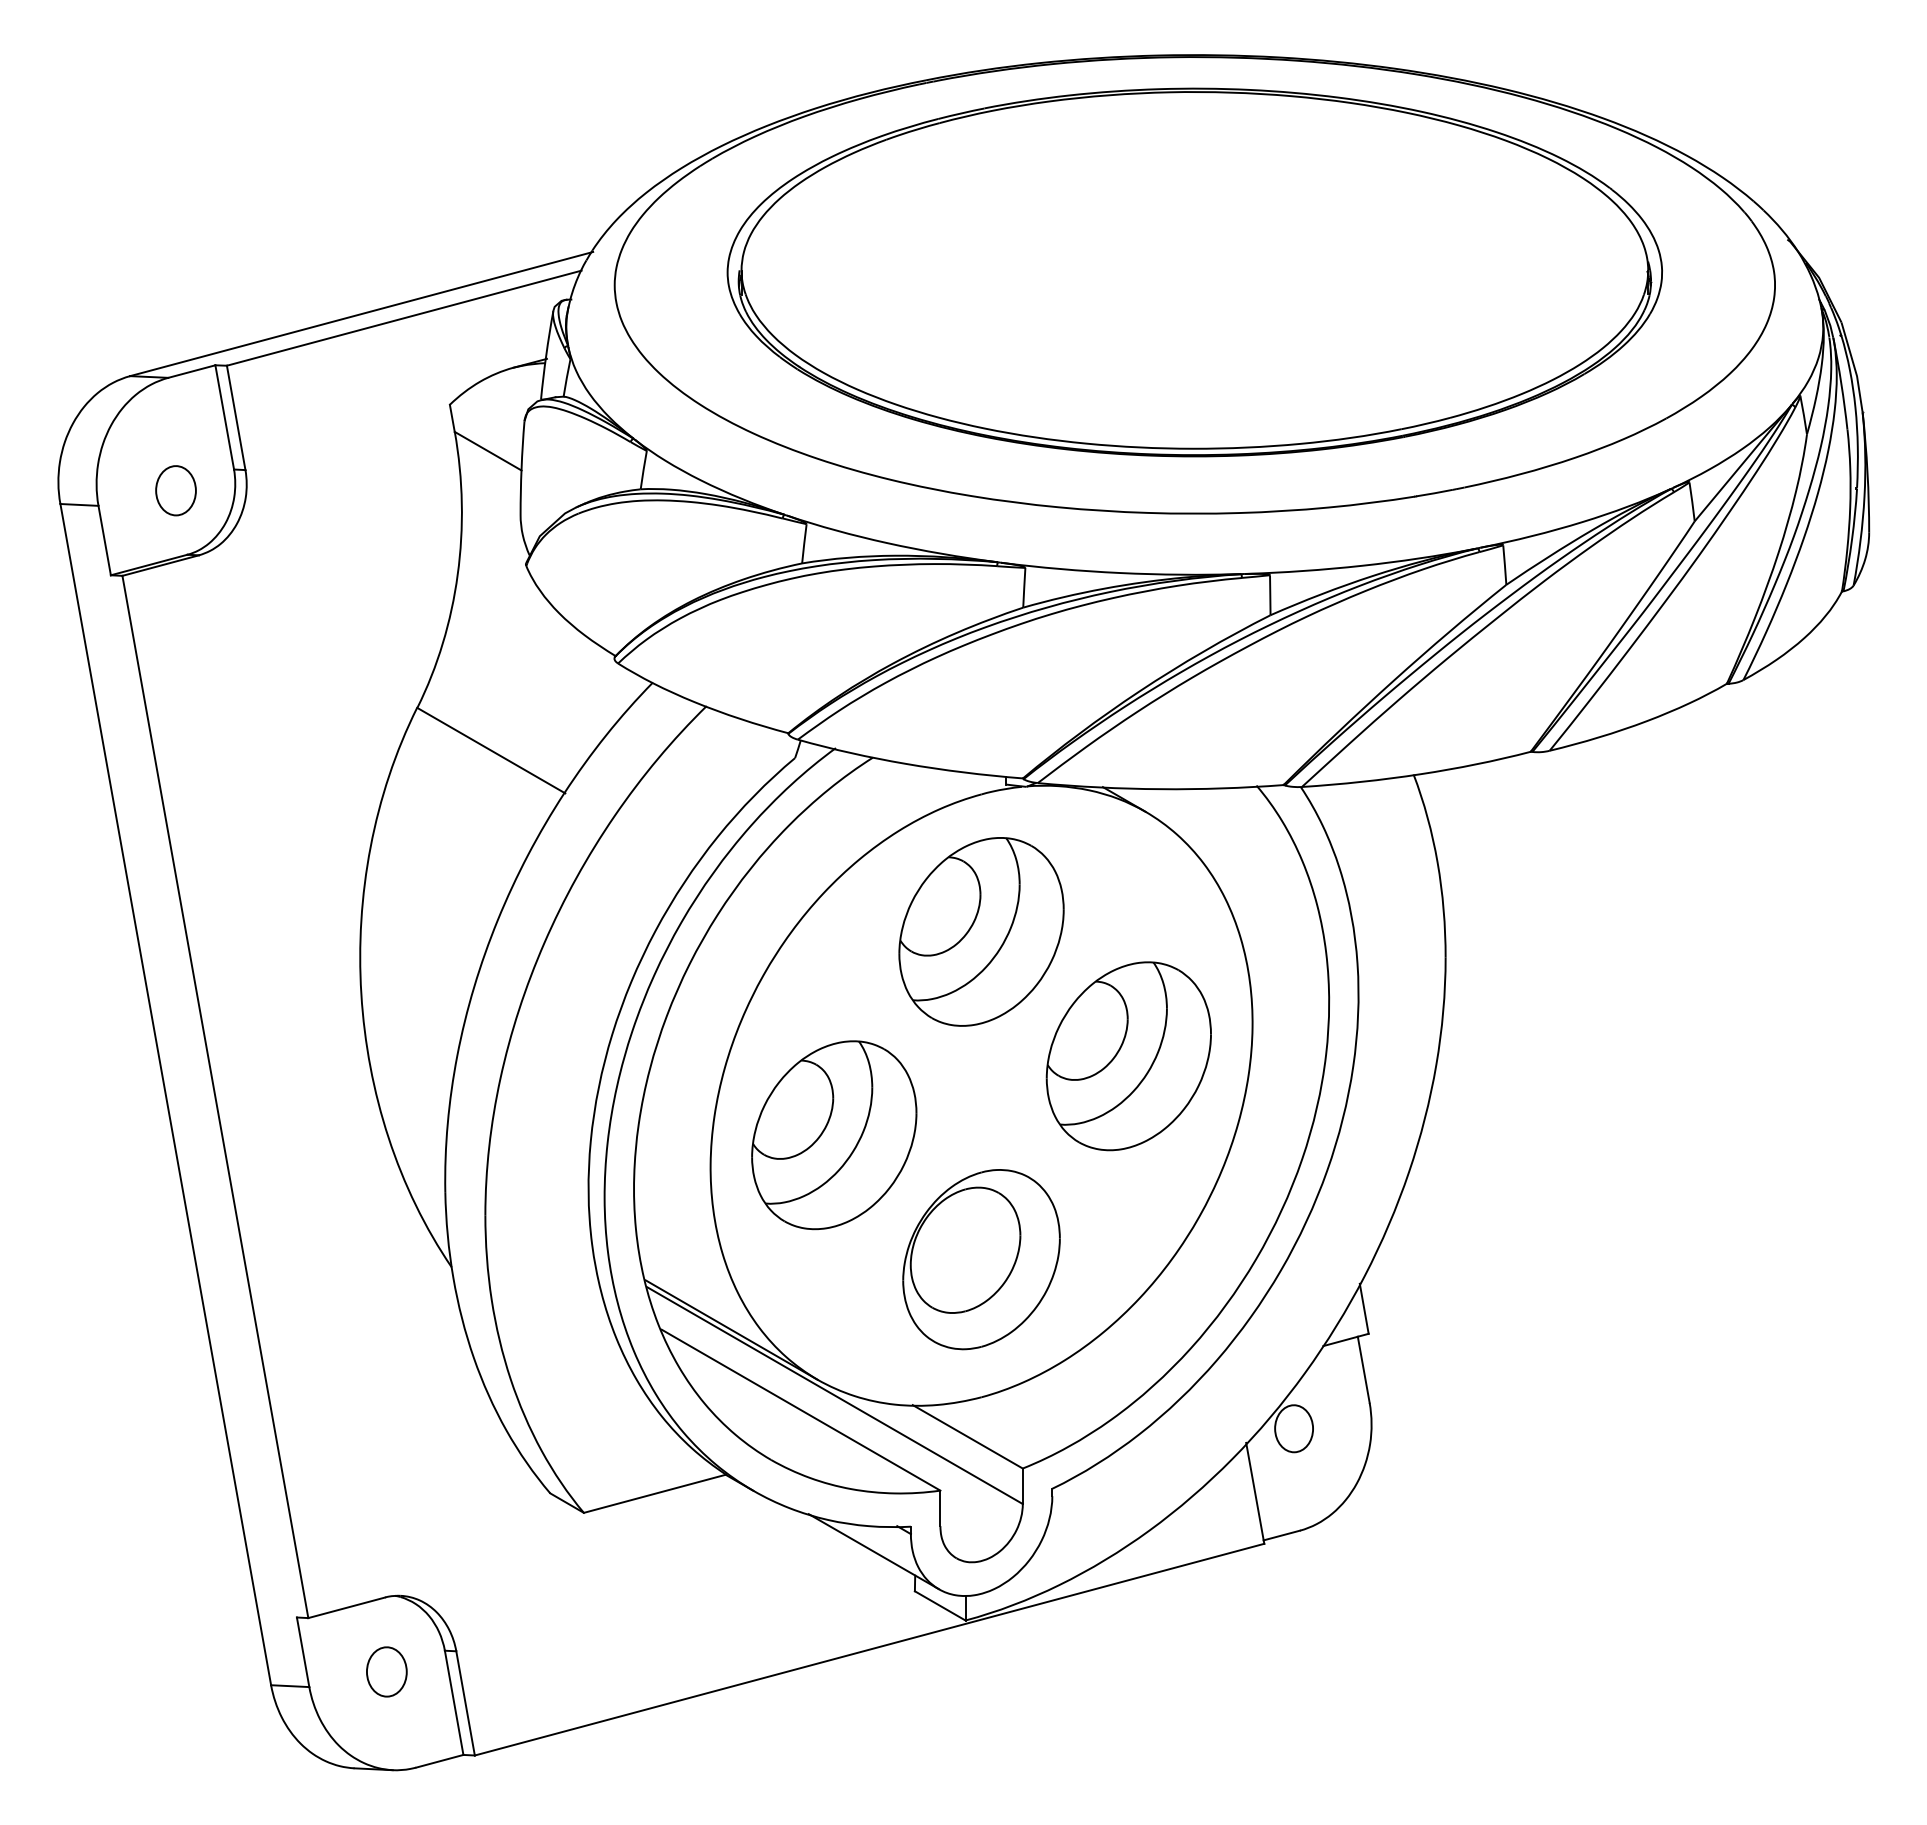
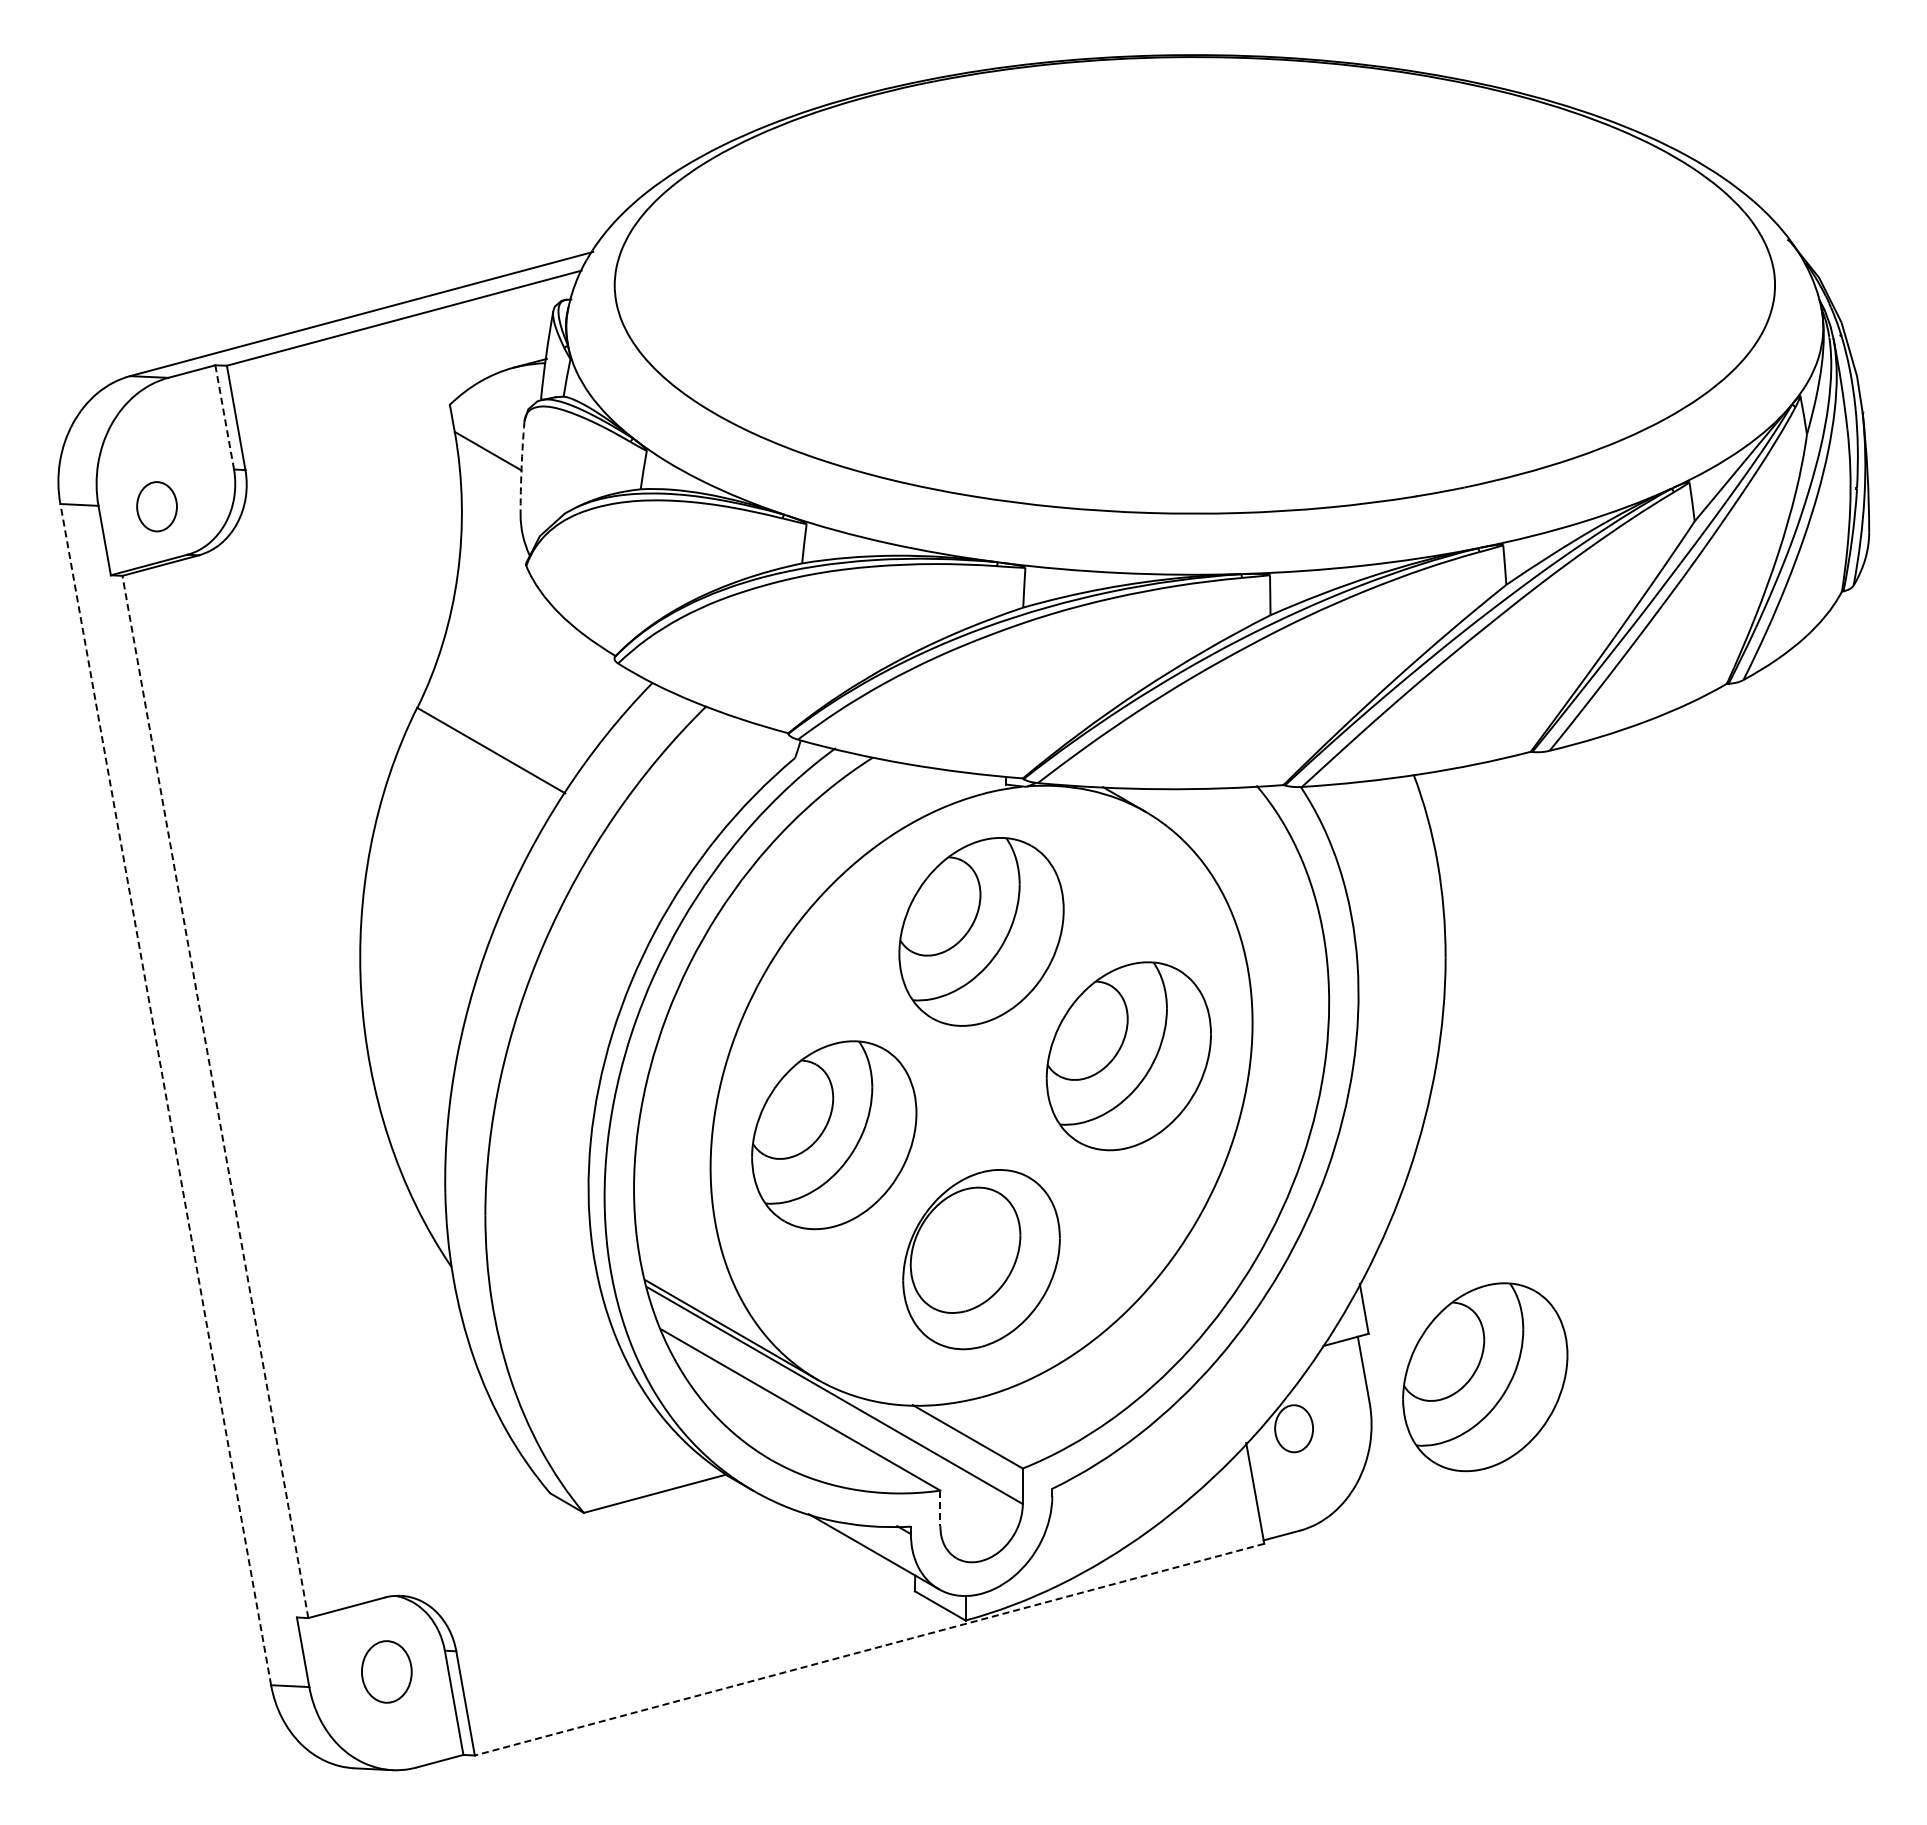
part: present -> none (1194, 272)
line: solid -> dashed (224, 417)
arc: solid -> dashed (521, 468)
part position: (175, 490) -> (156, 506) (156, 506)
line: solid -> dashed (165, 1094)
line: solid -> dashed (215, 1096)
part: none -> present (1485, 1377)
line: solid -> dashed (940, 1508)
line: solid -> dashed (869, 1649)
part size: 42x52 px -> 52x64 px (386, 1671)
